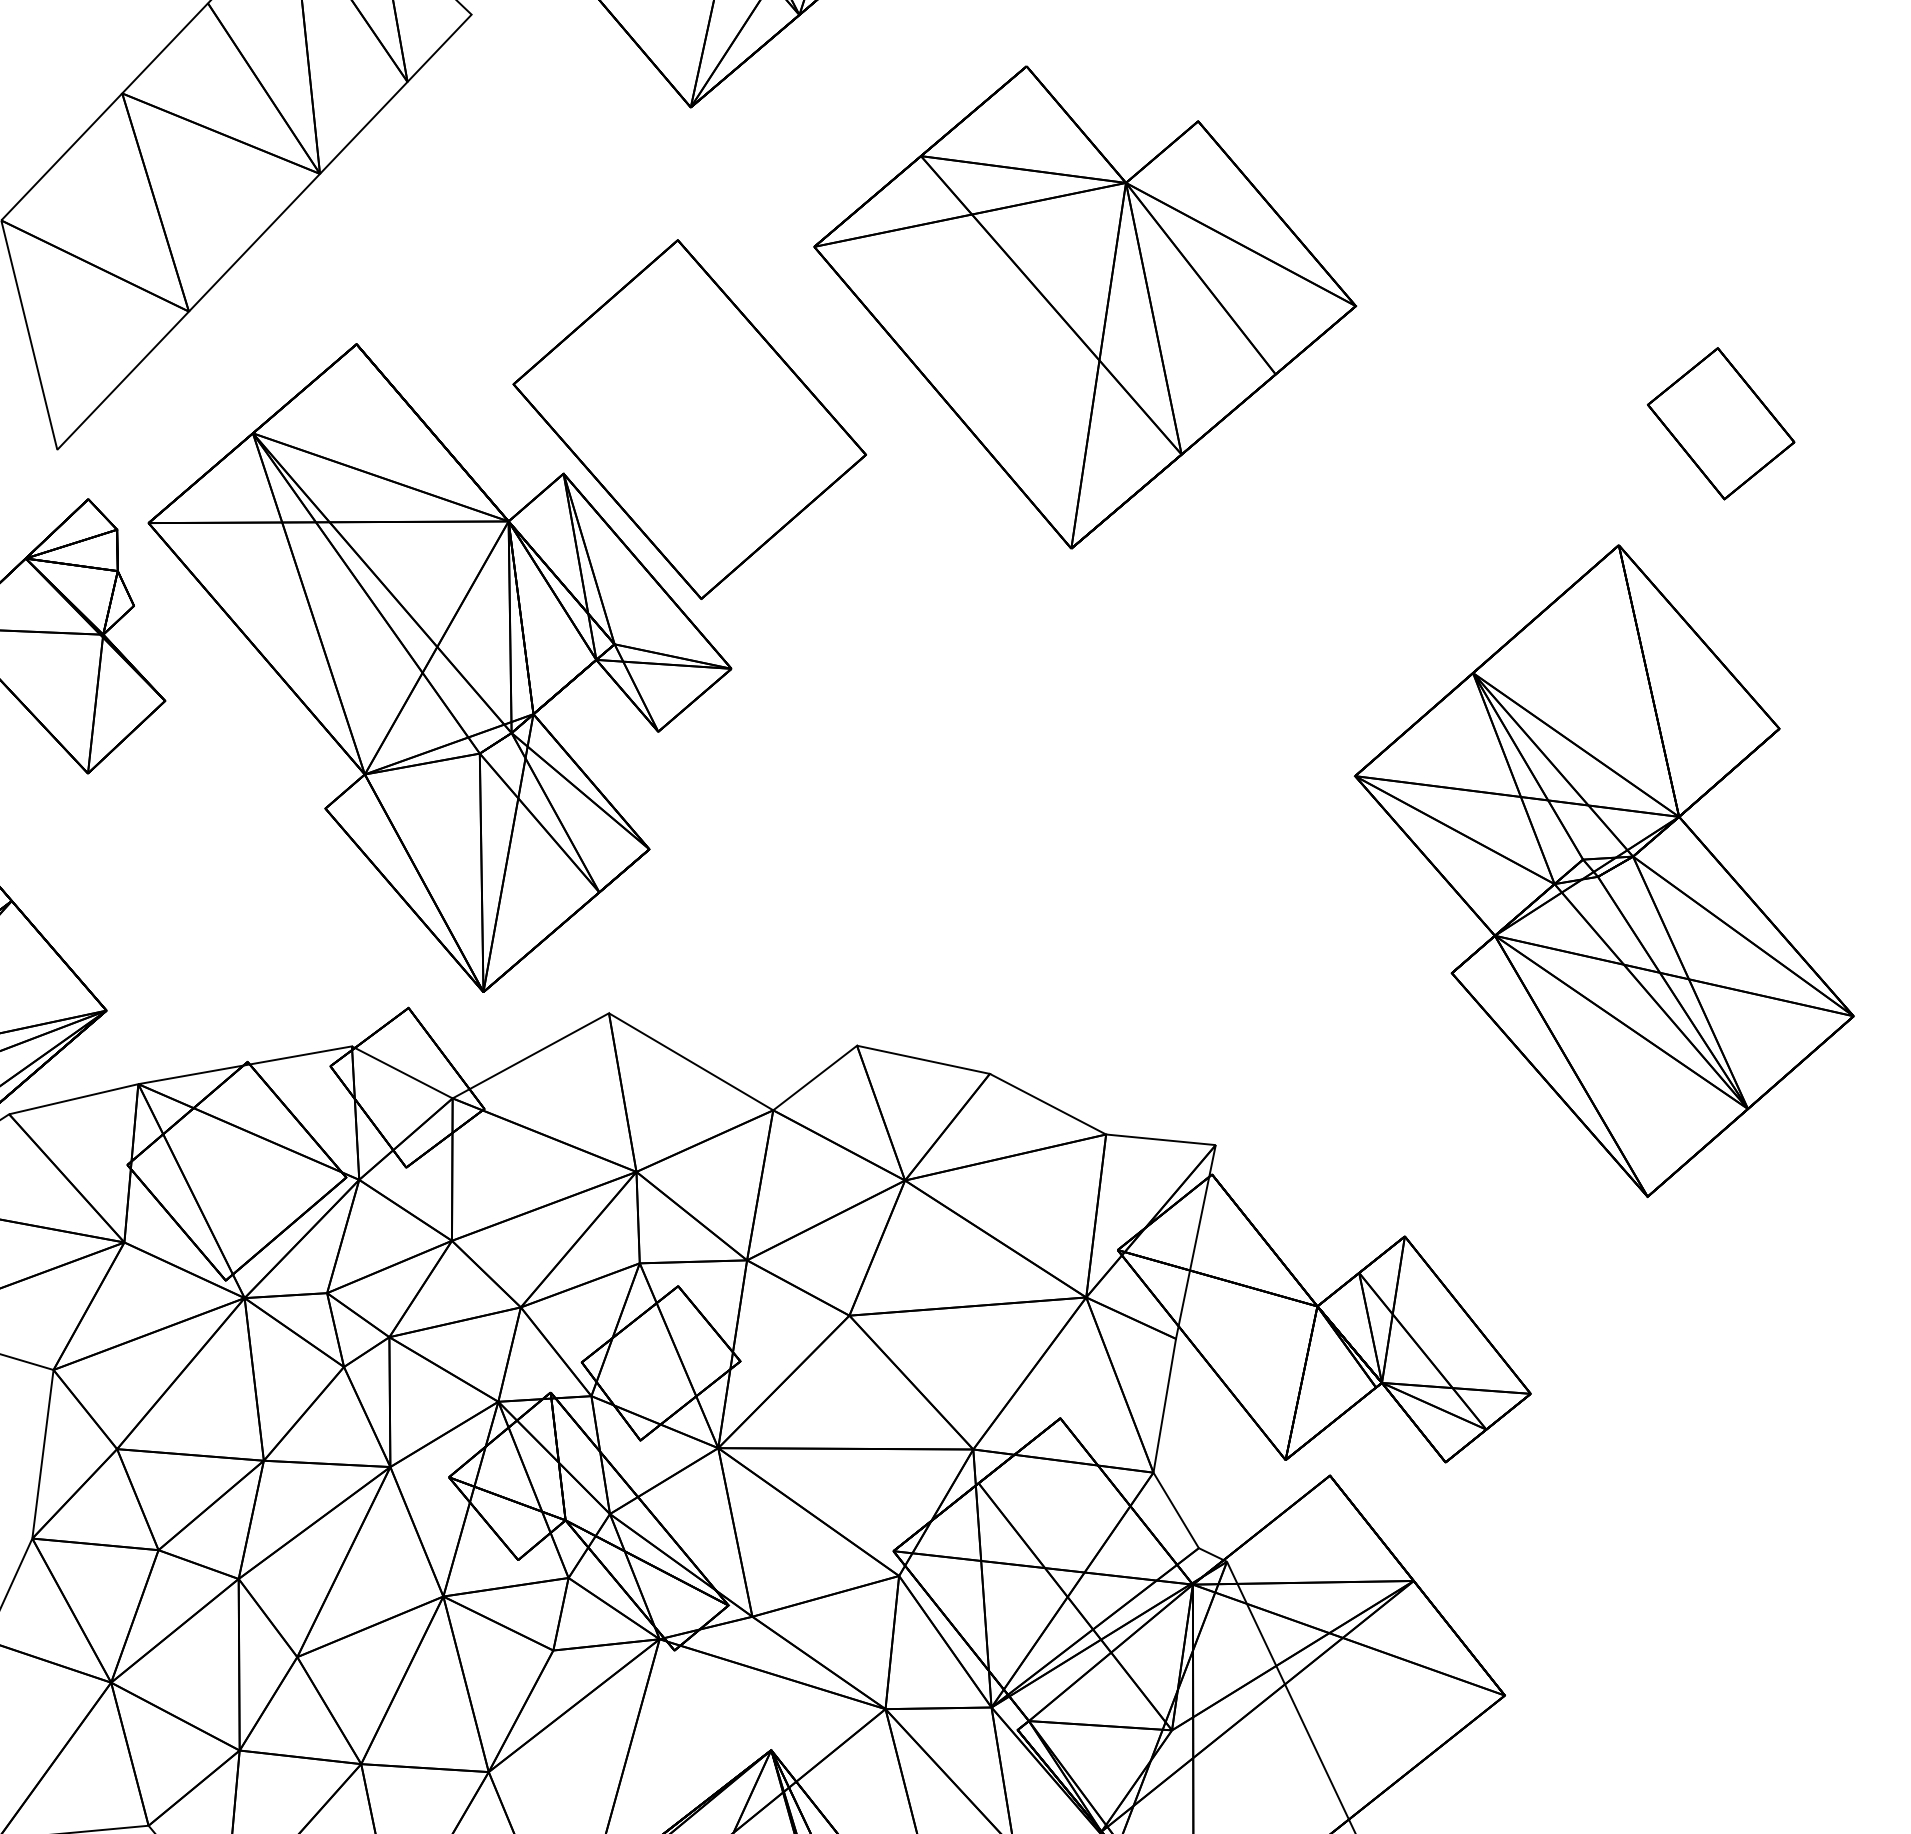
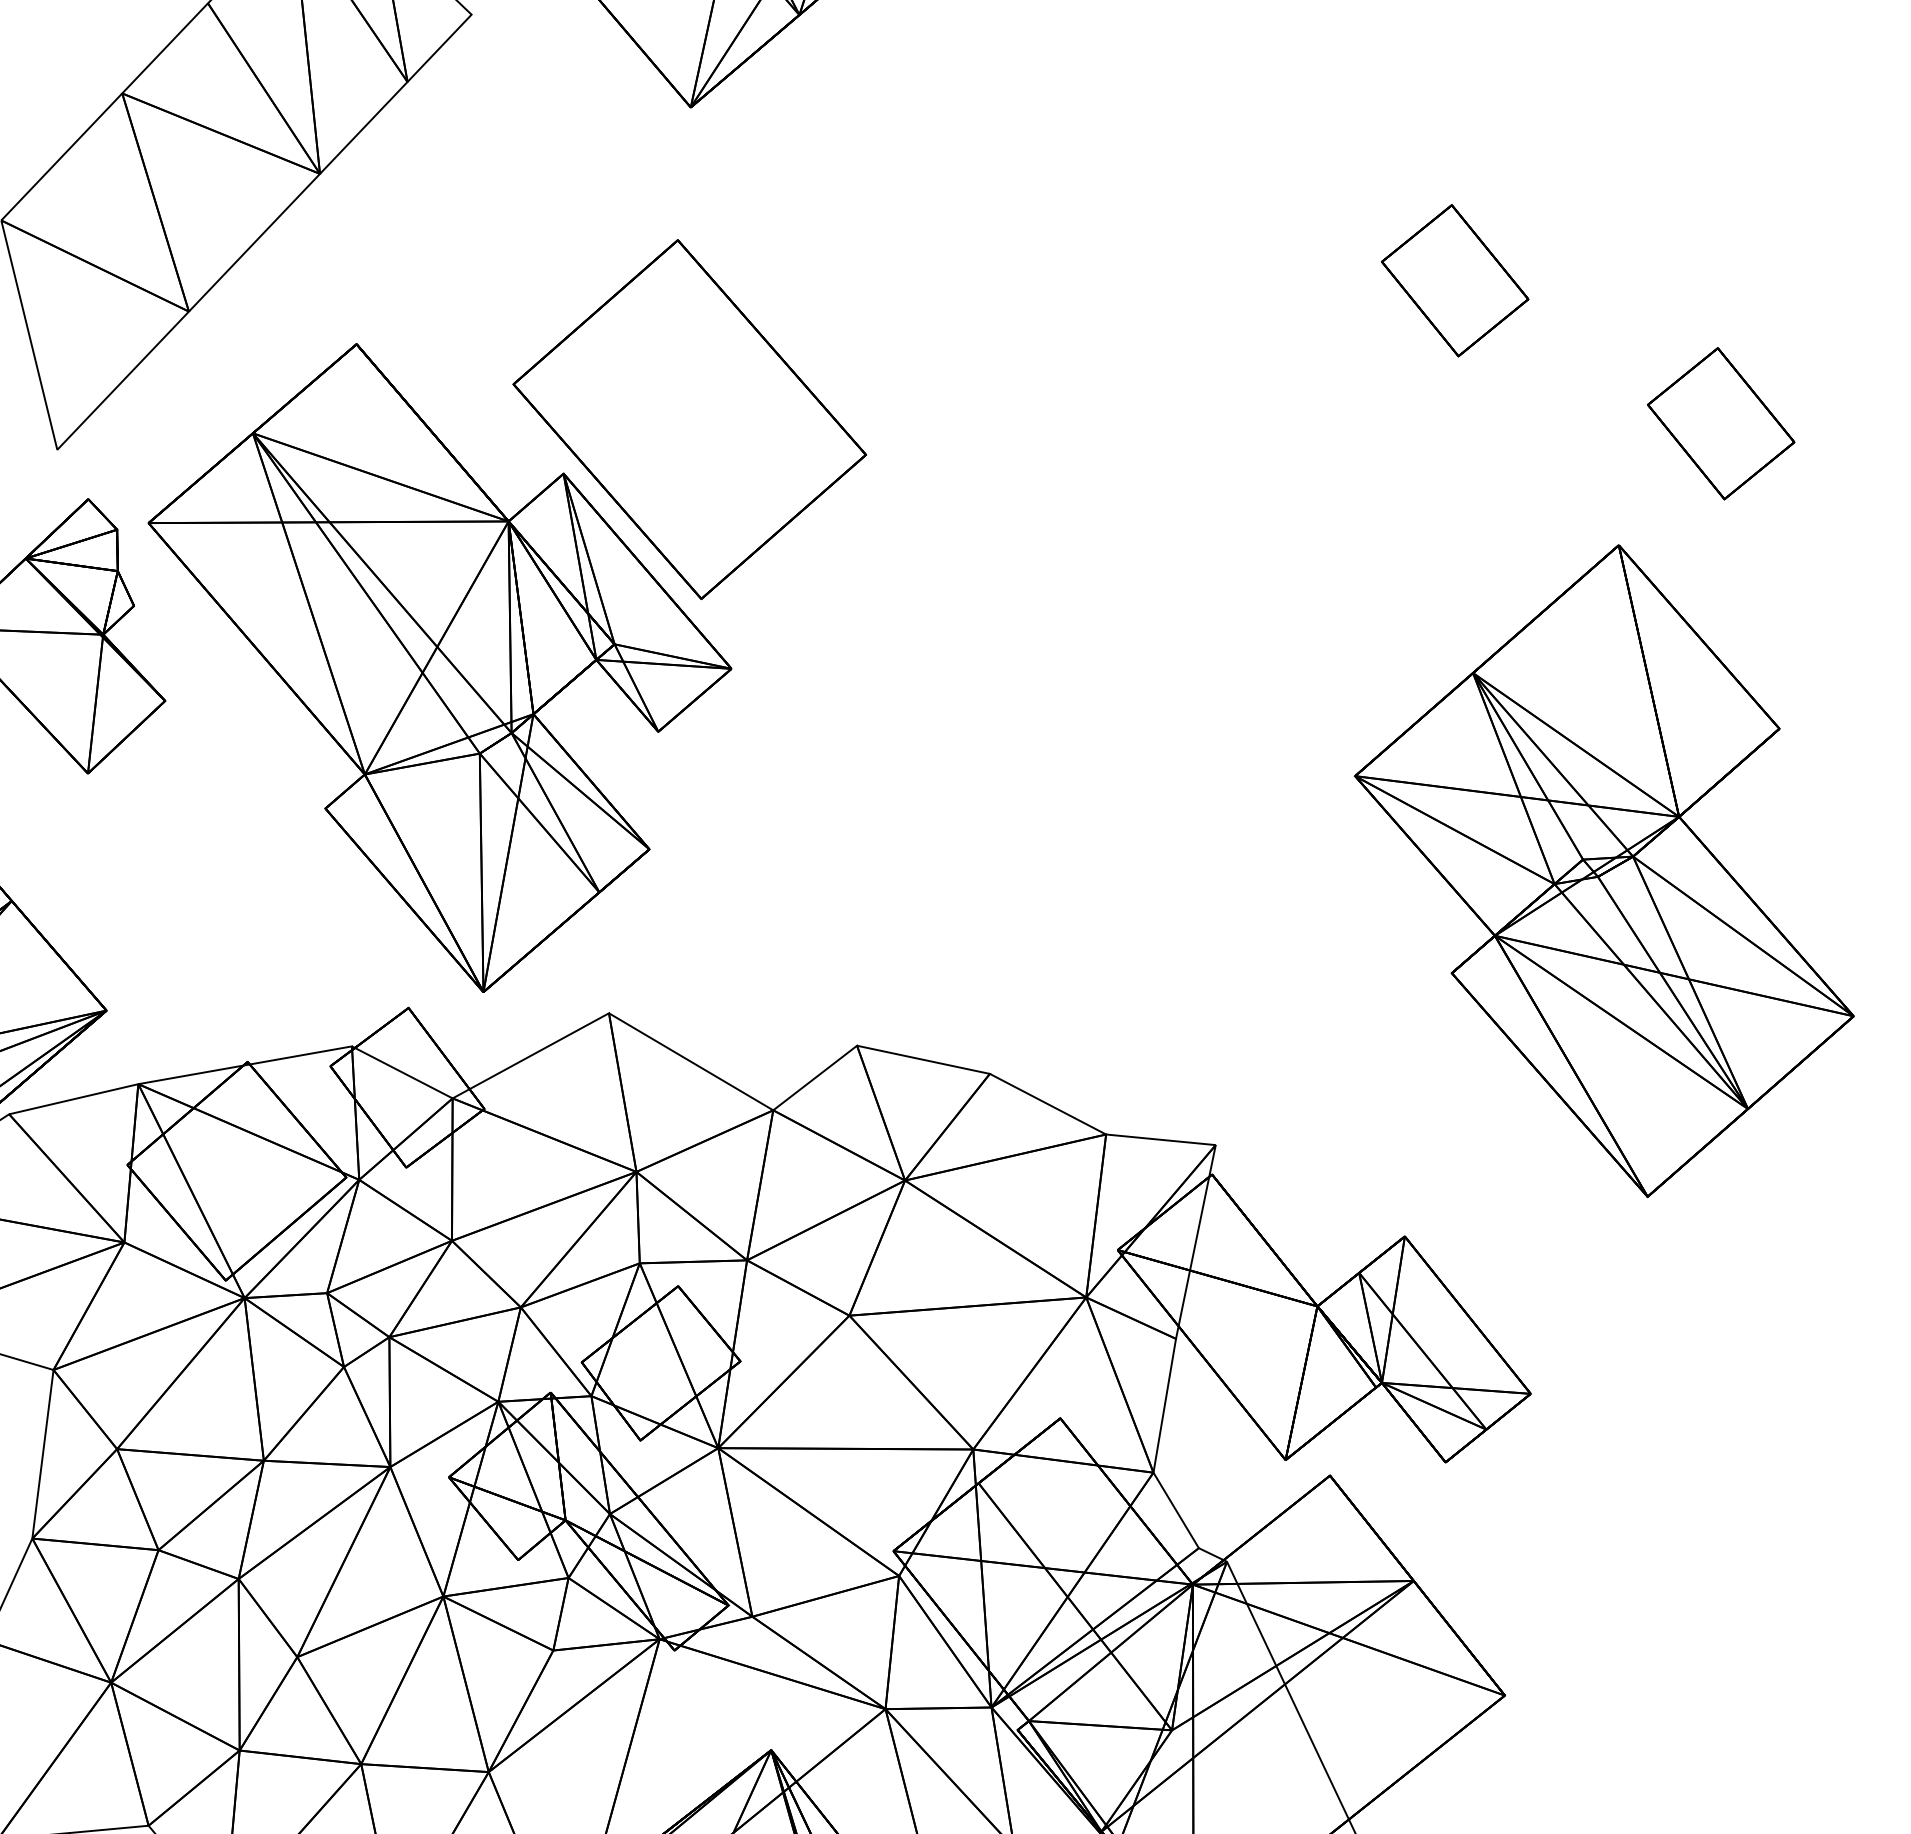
part: none -> present (1455, 280)
part: present -> none (1085, 307)
